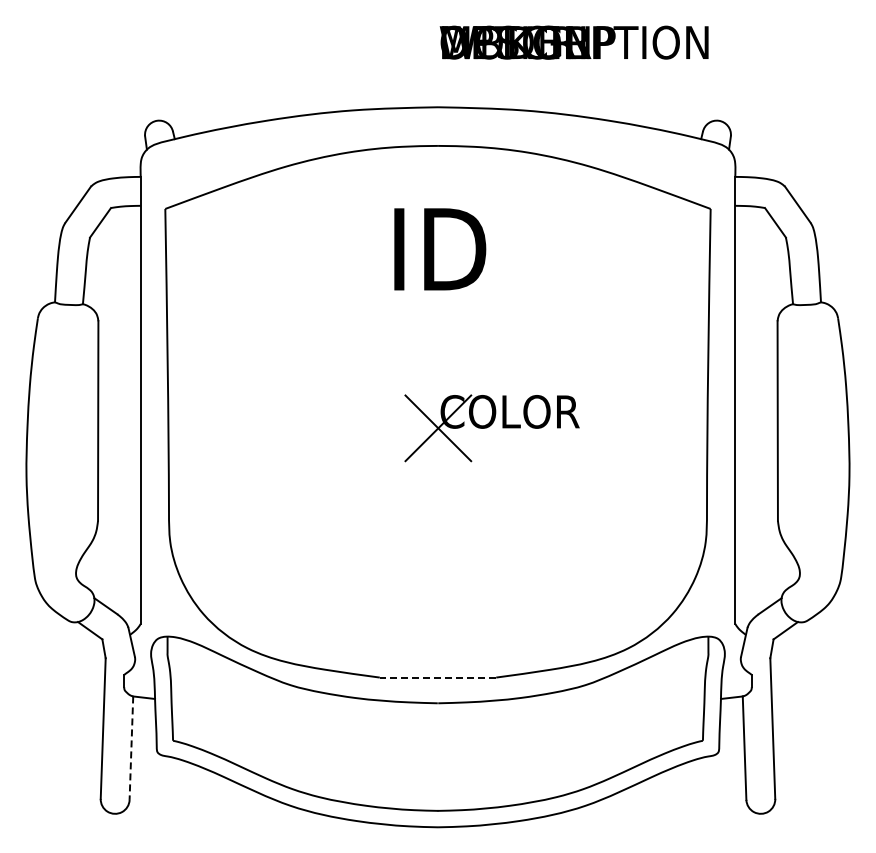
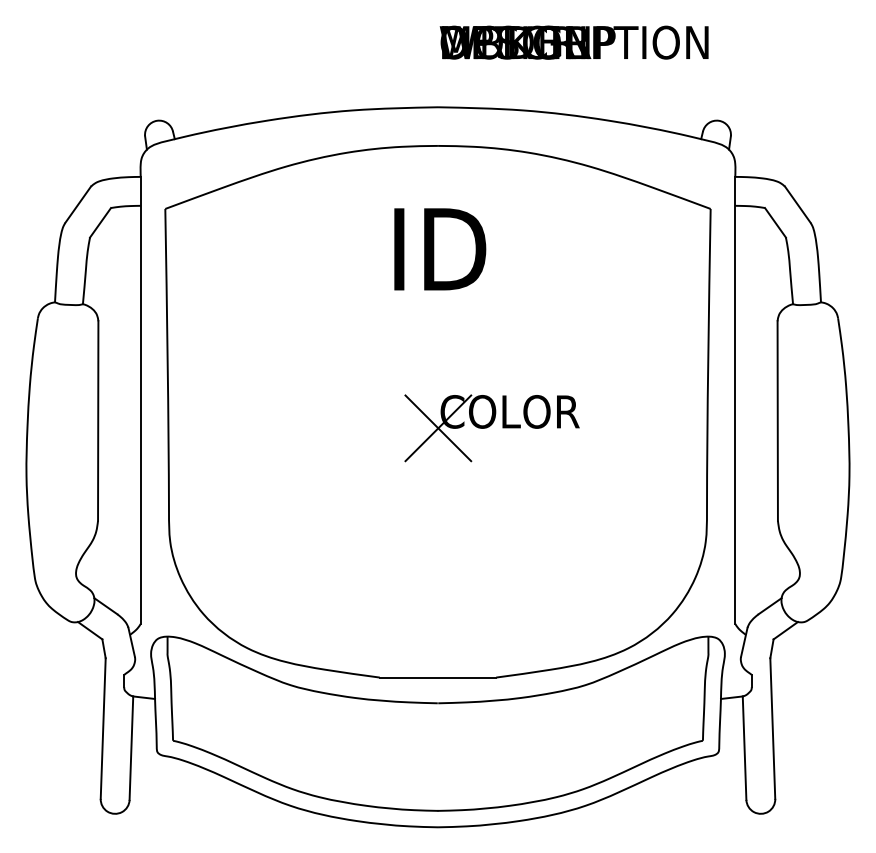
line: dashed -> solid (437, 677)
line: dashed -> solid (131, 748)
